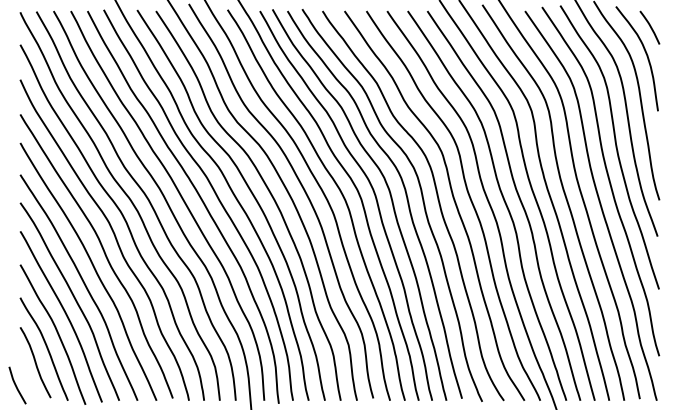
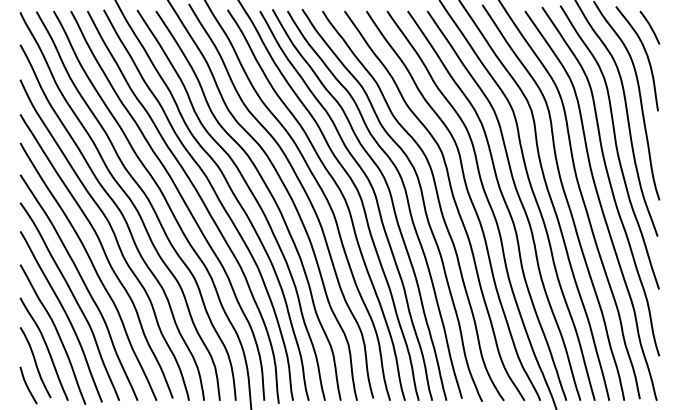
curve position: (16, 385) -> (27, 385) (27, 385)
